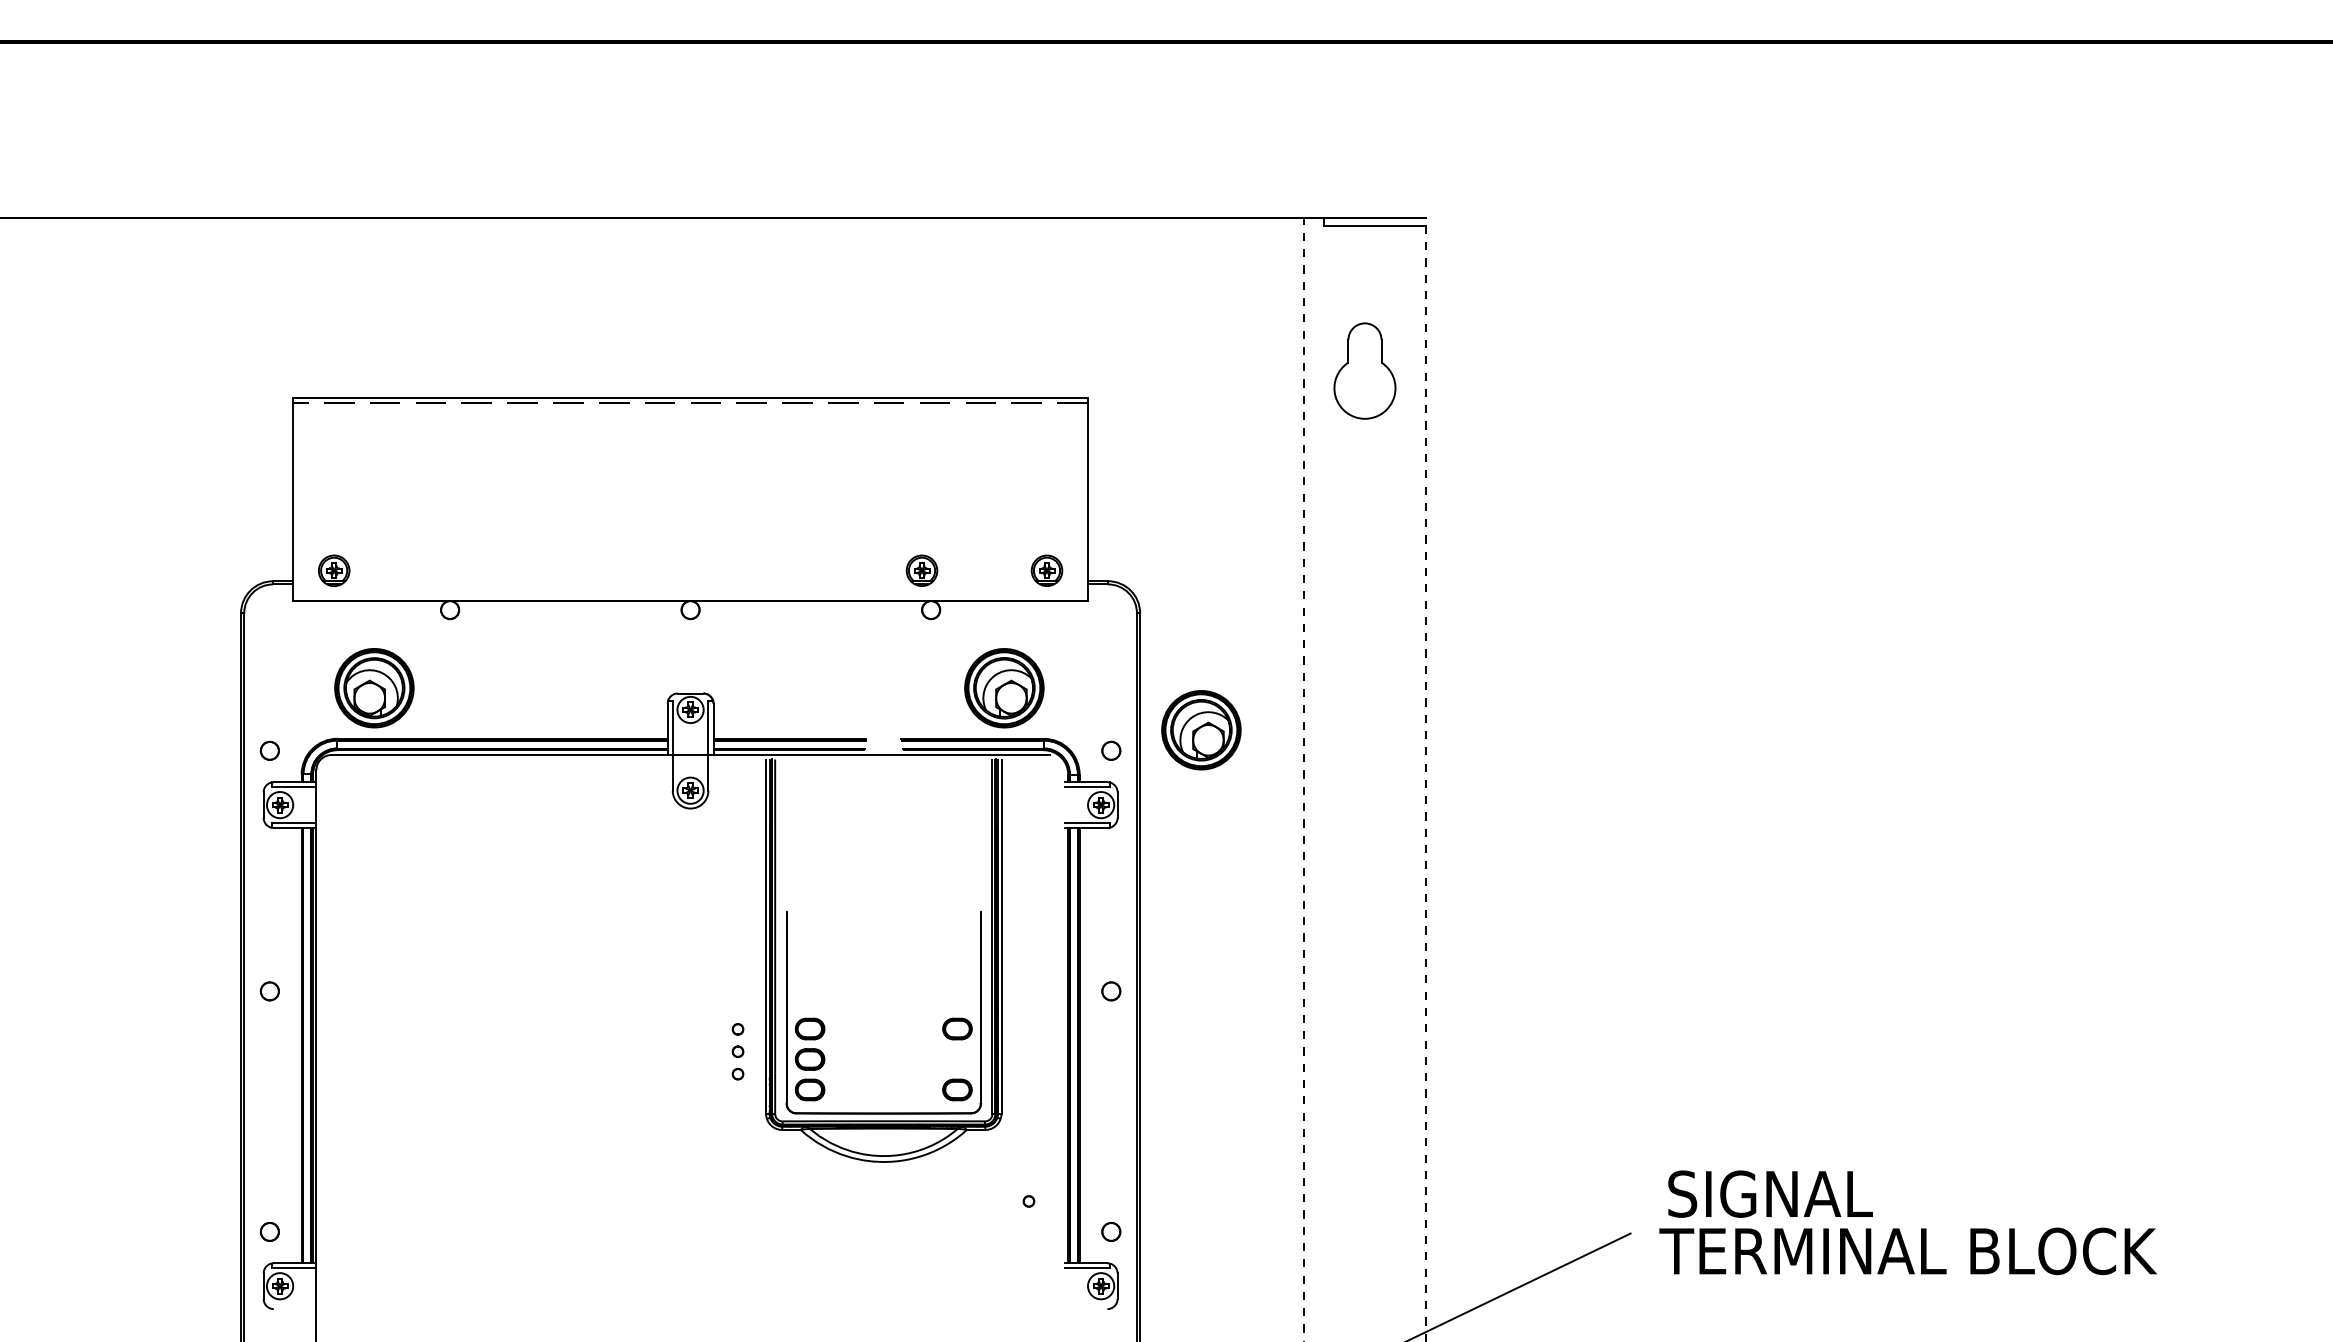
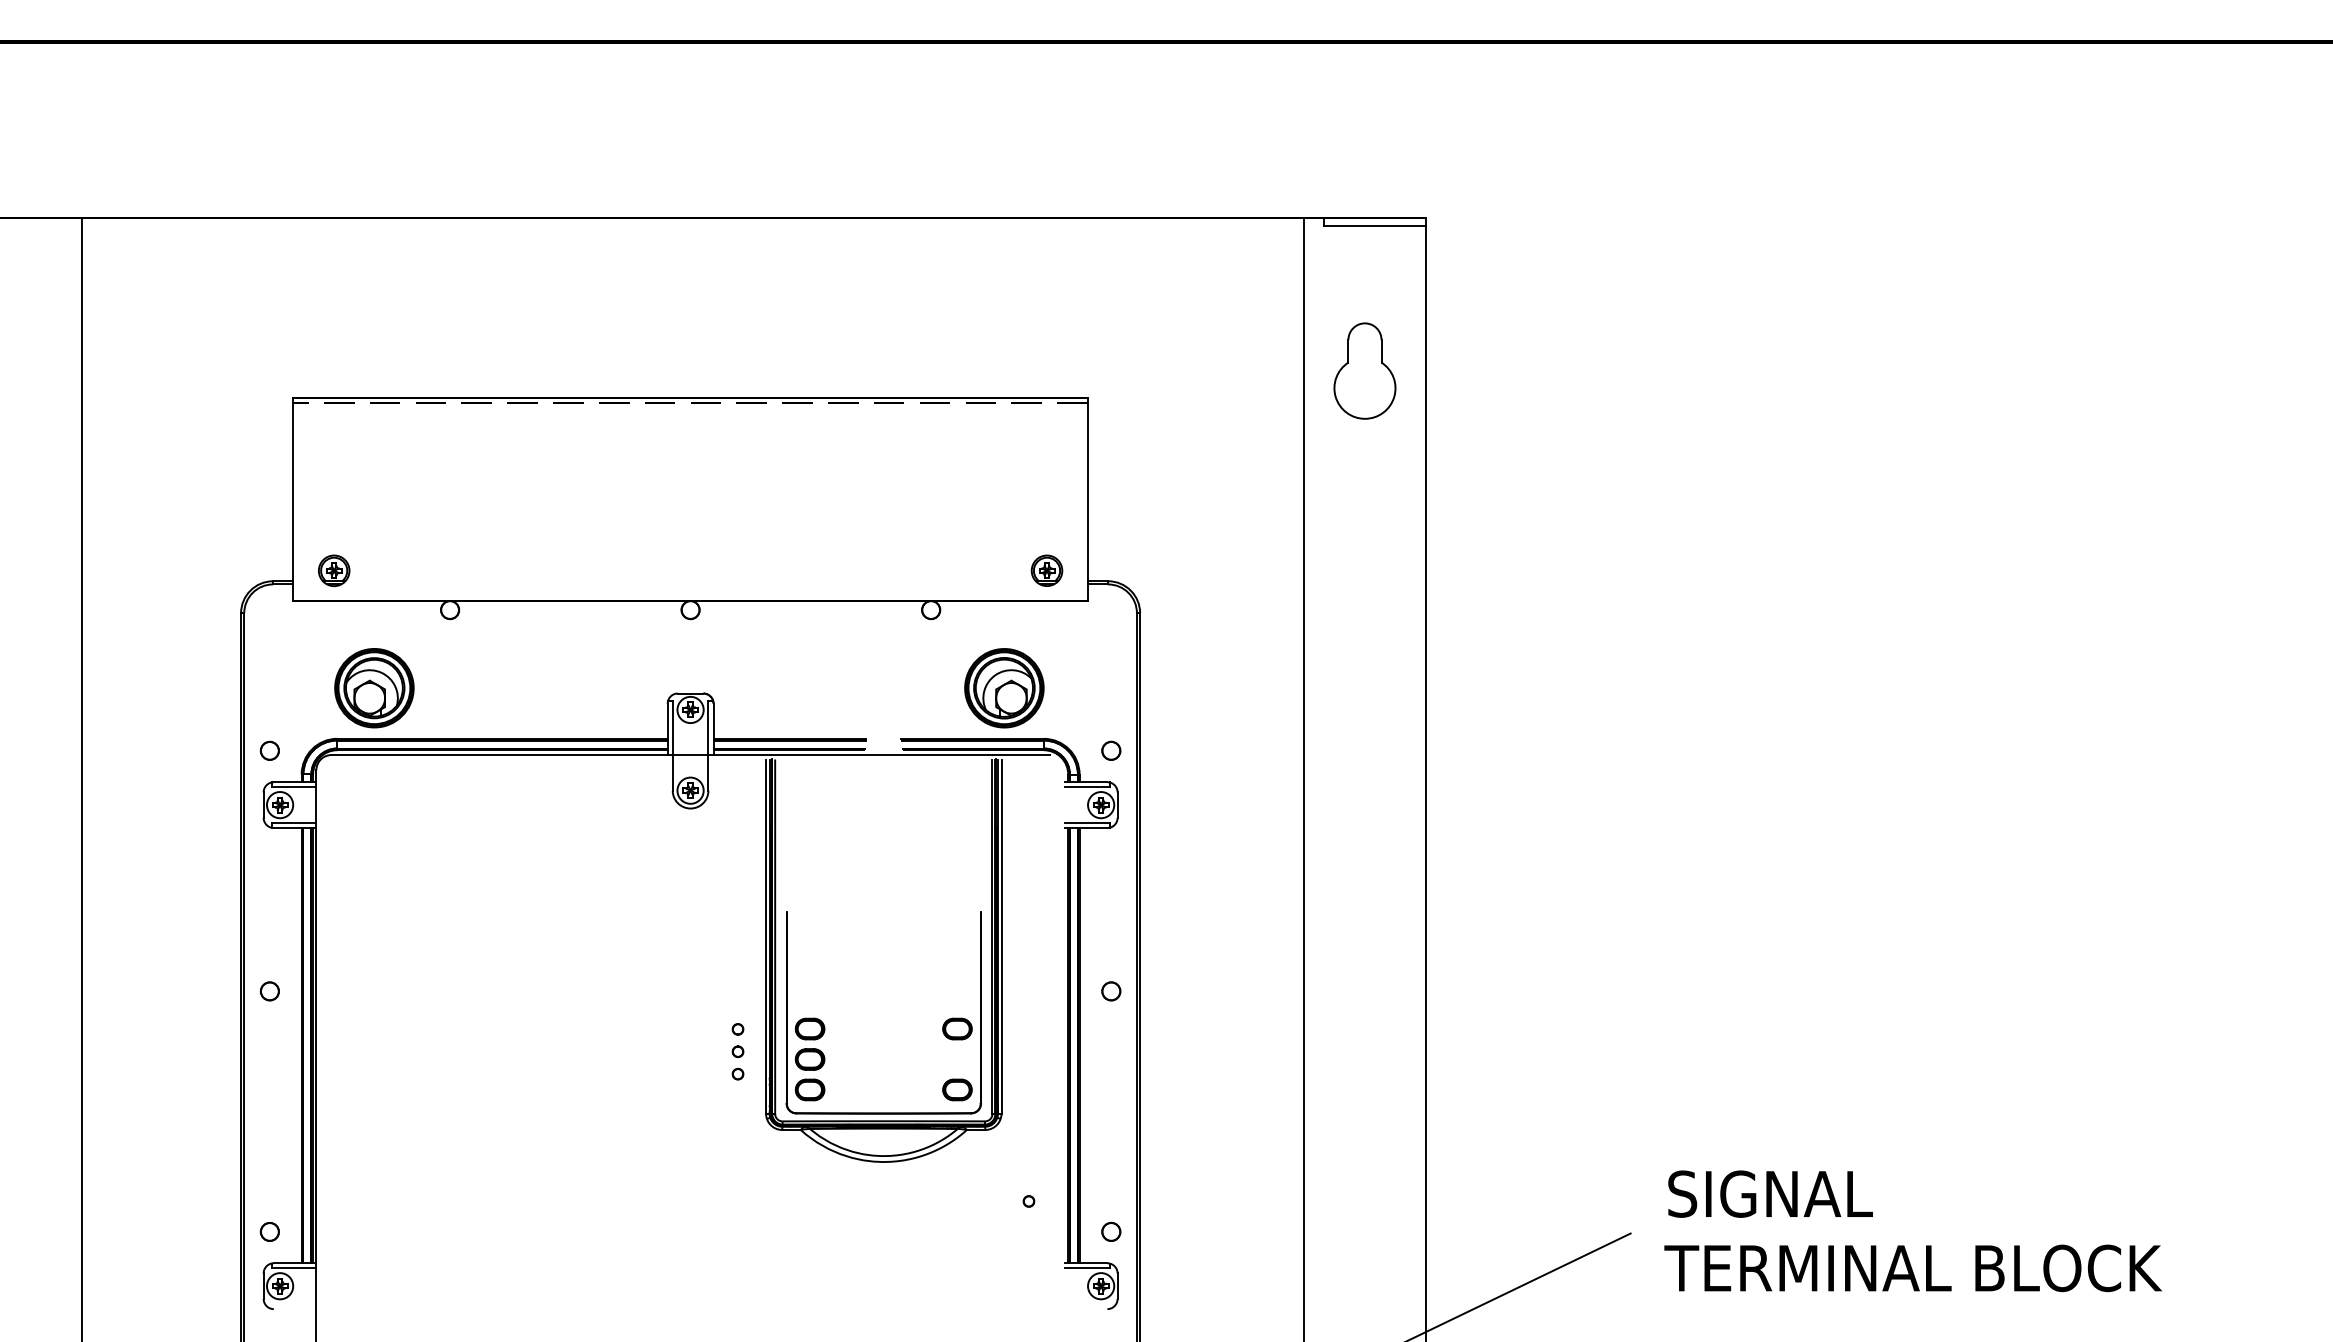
part: present -> none (921, 570)
part: present -> none (1201, 730)
line: none -> present (81, 777)
line: dashed -> solid (1303, 779)
line: dashed -> solid (1426, 779)
text position: (1907, 1251) -> (1912, 1268) (1912, 1268)
